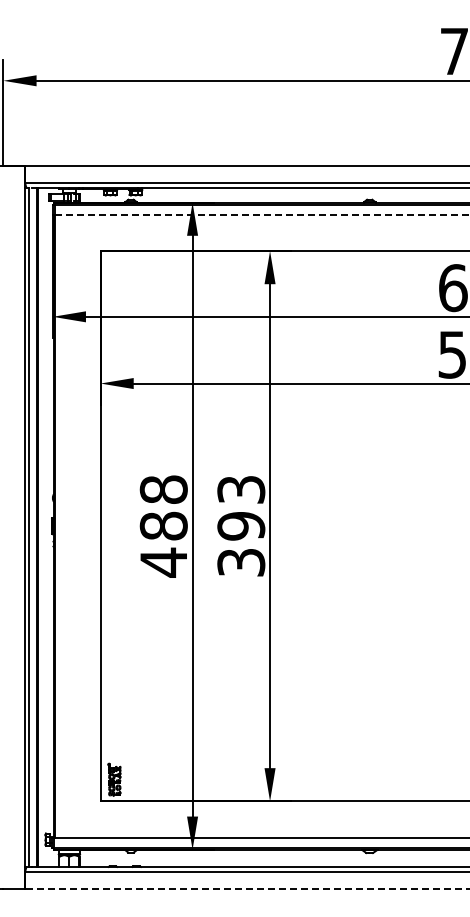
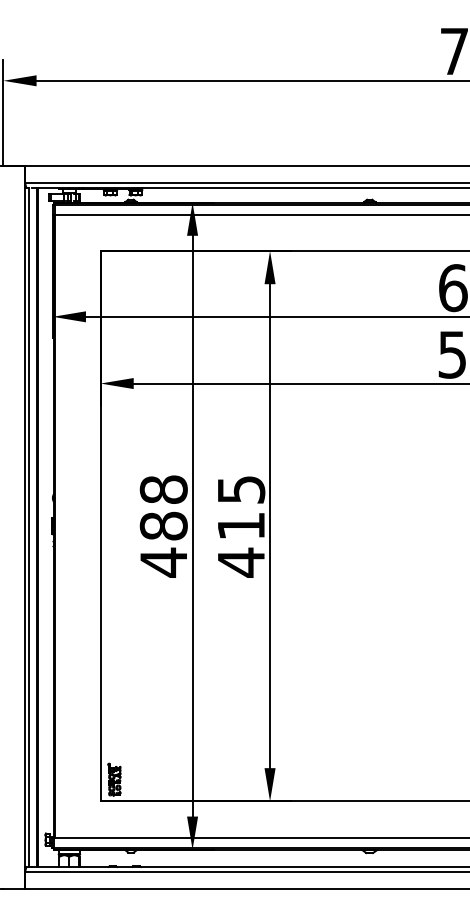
line: dashed -> solid (262, 214)
text: 393 -> 415 (241, 526)
line: dashed -> solid (247, 889)
